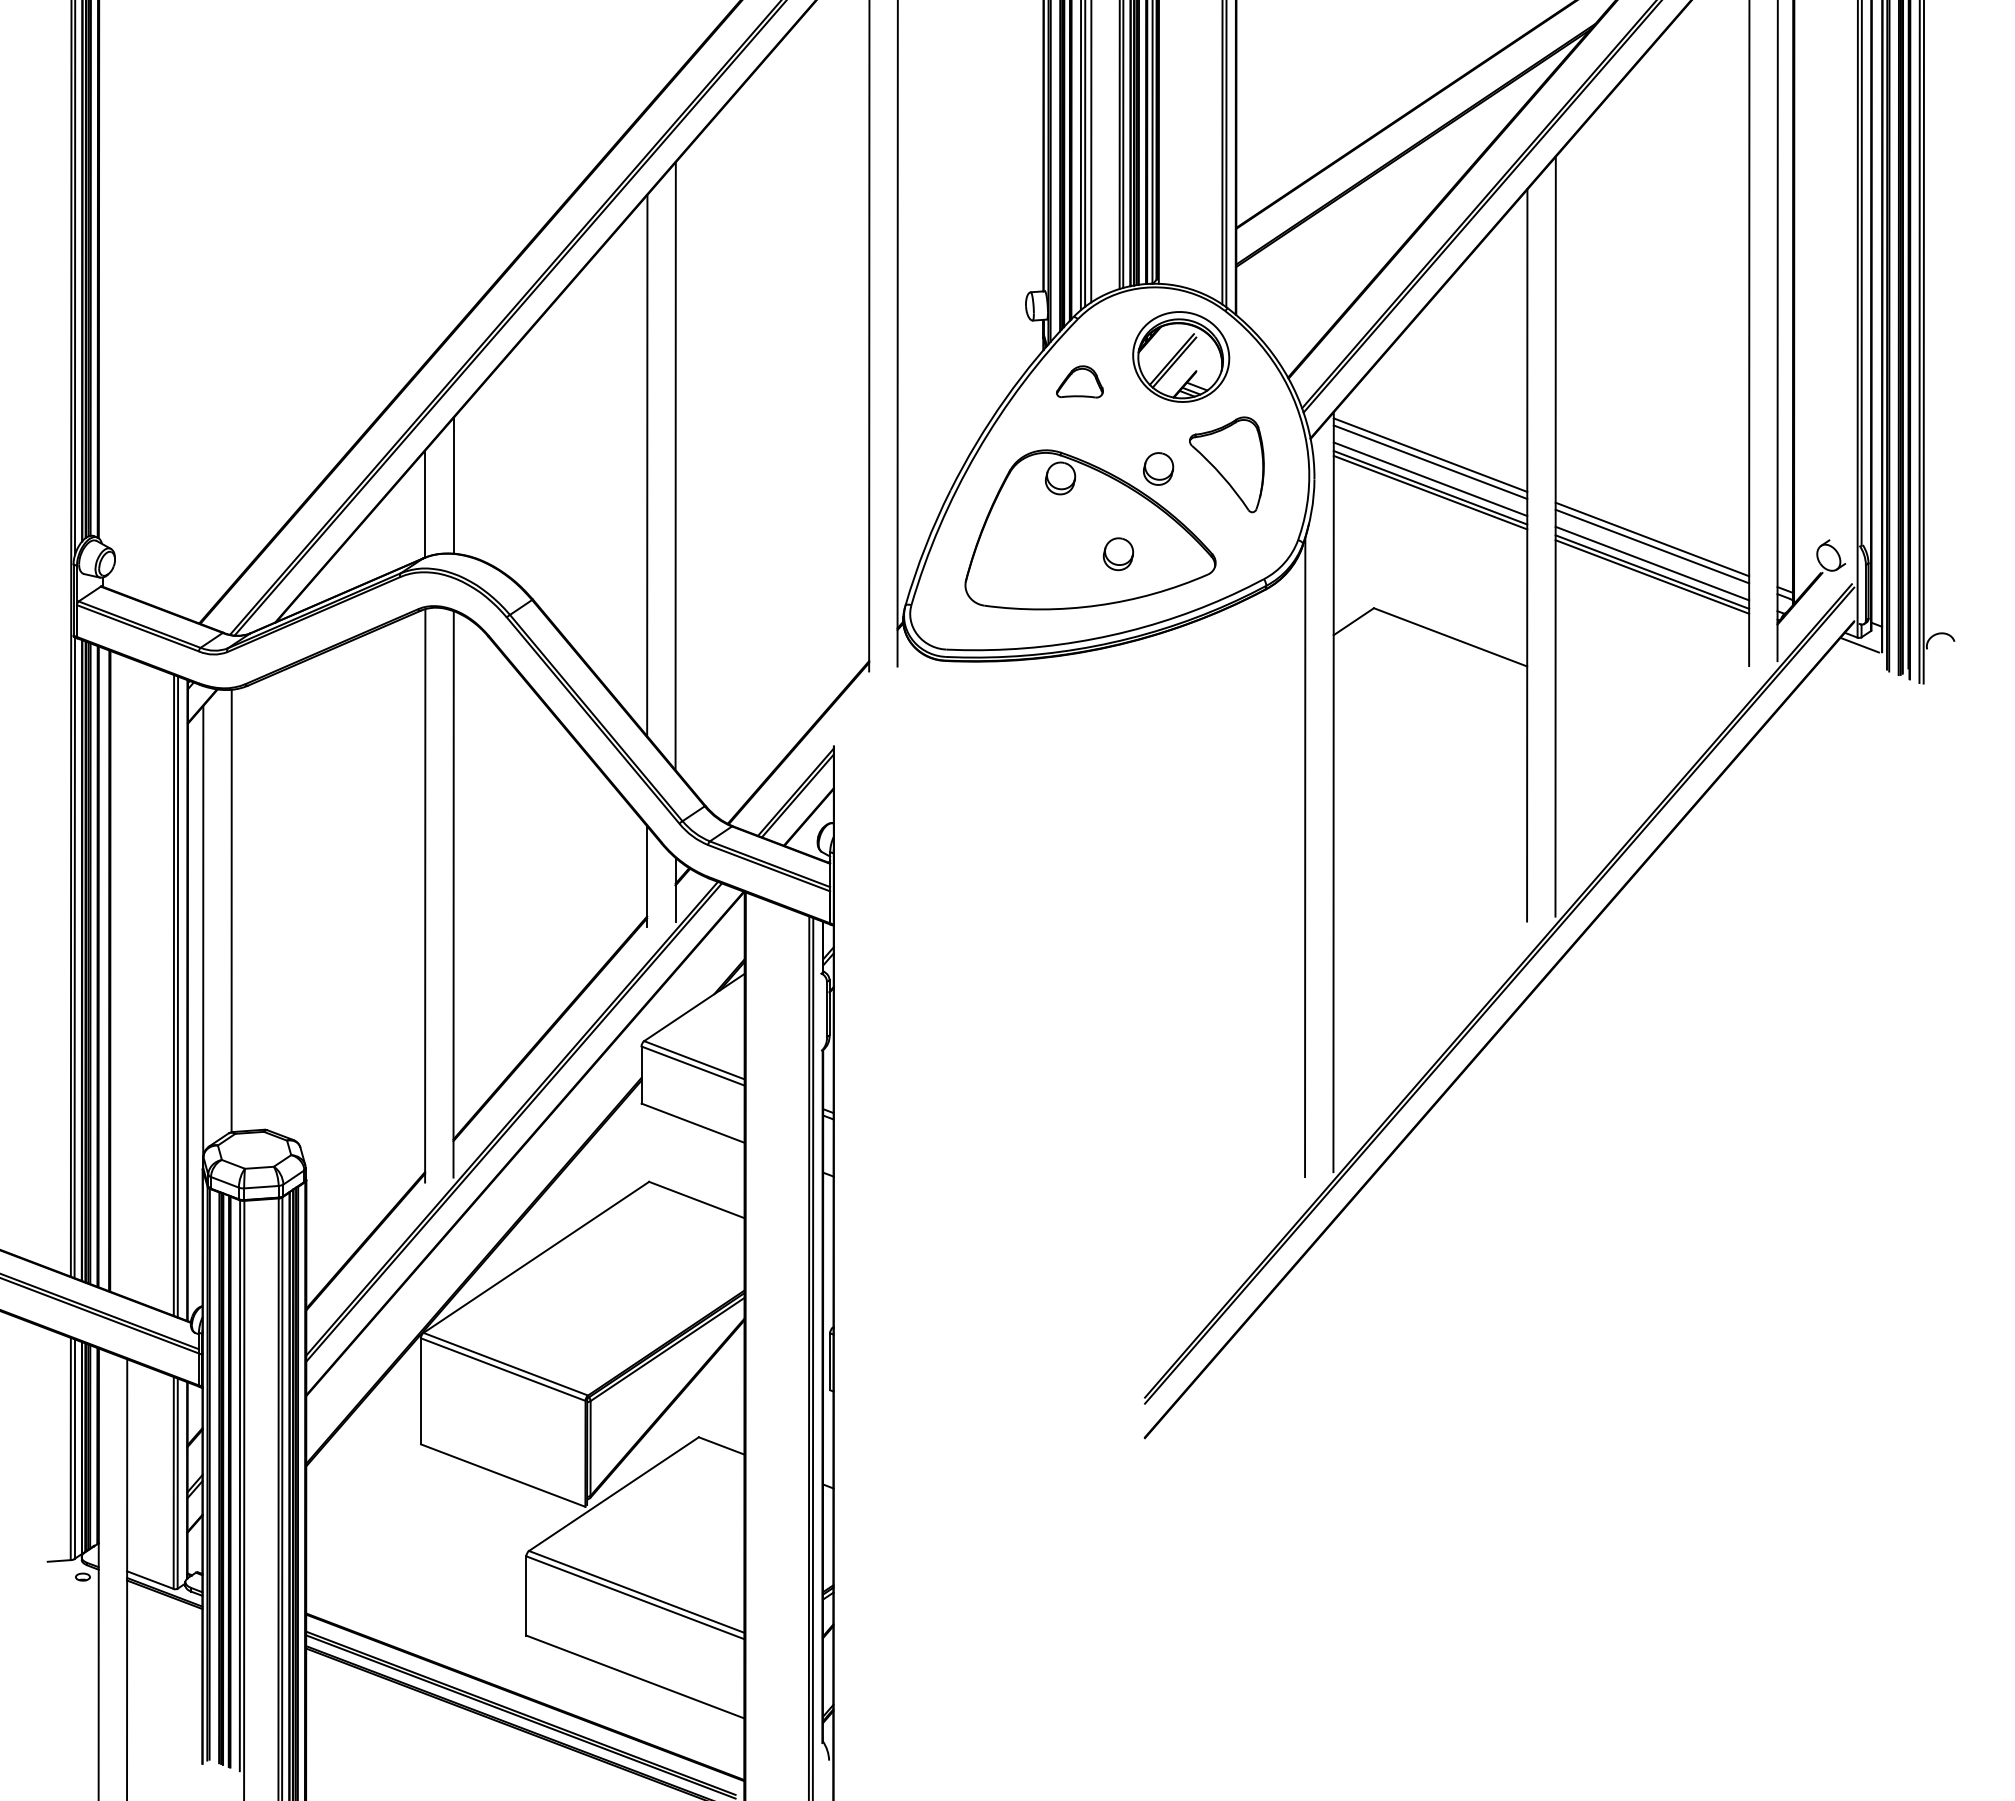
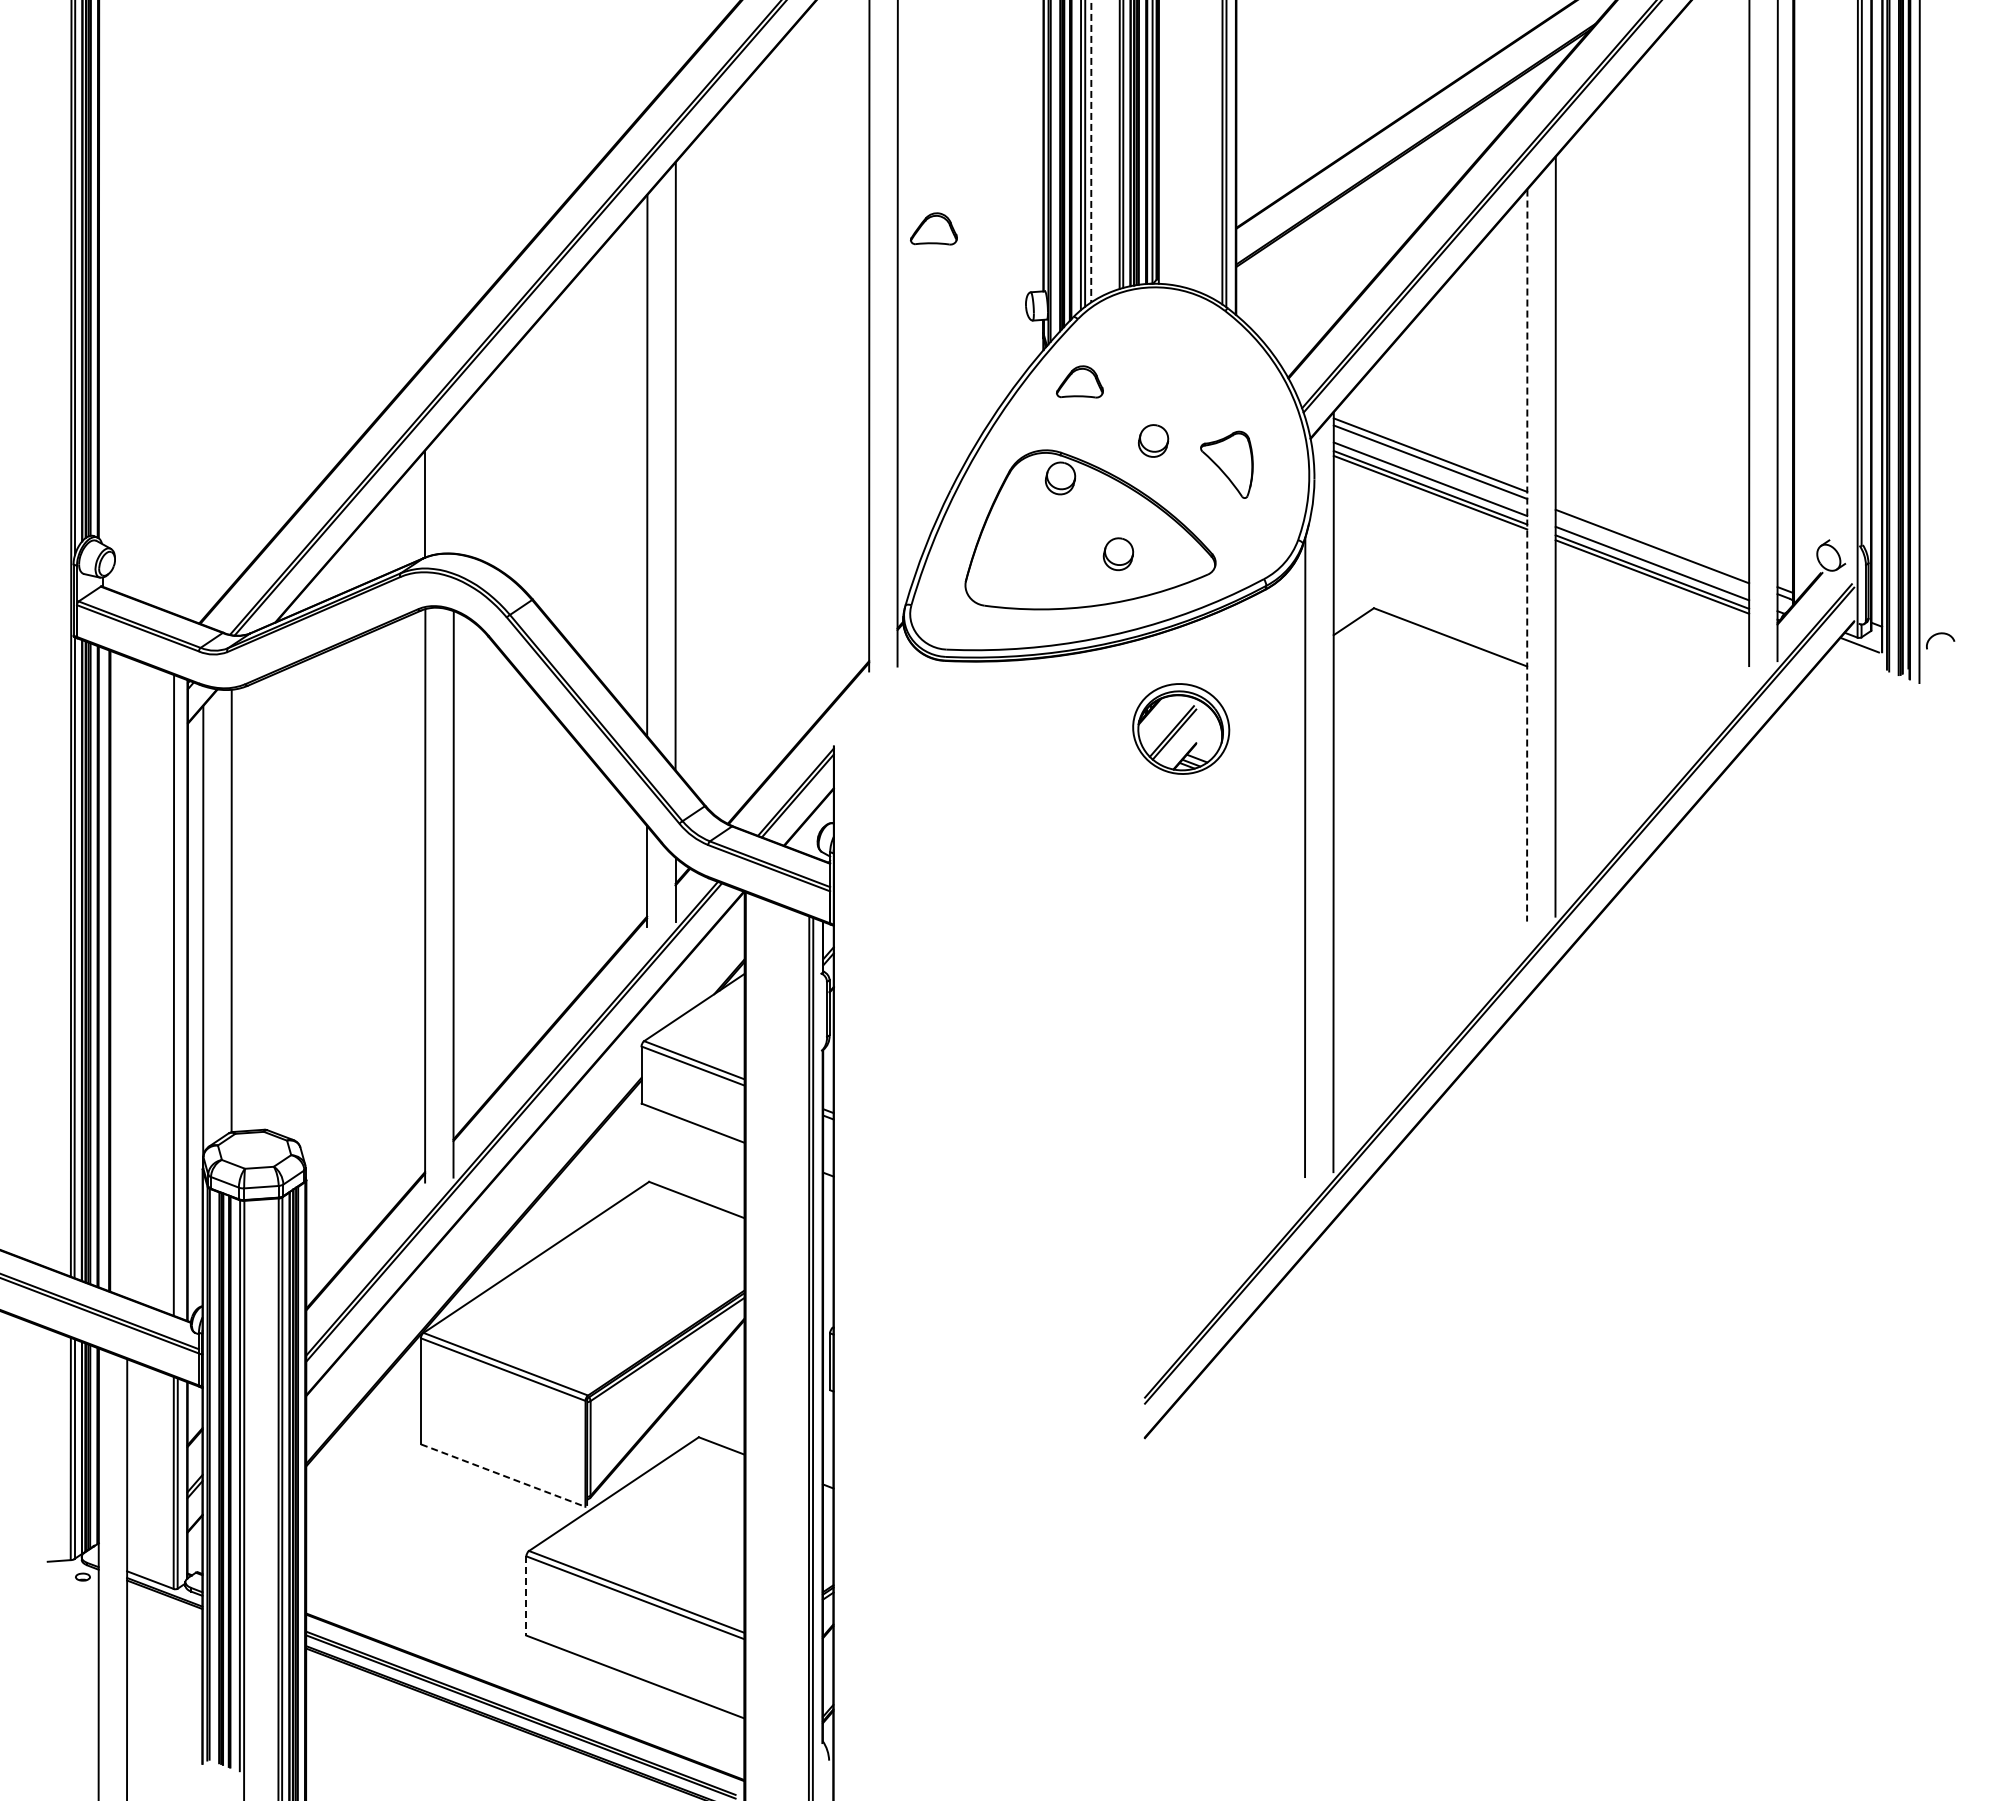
line: solid -> dashed (1091, 151)
part: none -> present (933, 228)
line: present -> none (1923, 342)
part position: (1181, 356) -> (1181, 728) (1181, 728)
part size: 76x98 px -> 54x69 px (1226, 464)
part position: (1158, 468) -> (1153, 440) (1153, 440)
line: present -> none (453, 485)
line: present -> none (1652, 539)
line: solid -> dashed (1527, 556)
line: present -> none (177, 996)
line: solid -> dashed (503, 1475)
line: solid -> dashed (526, 1596)
